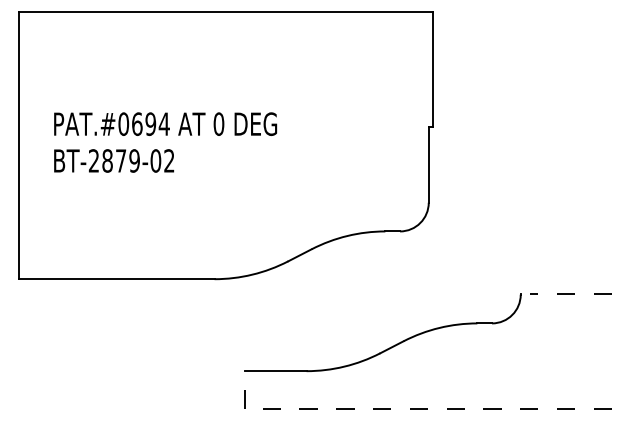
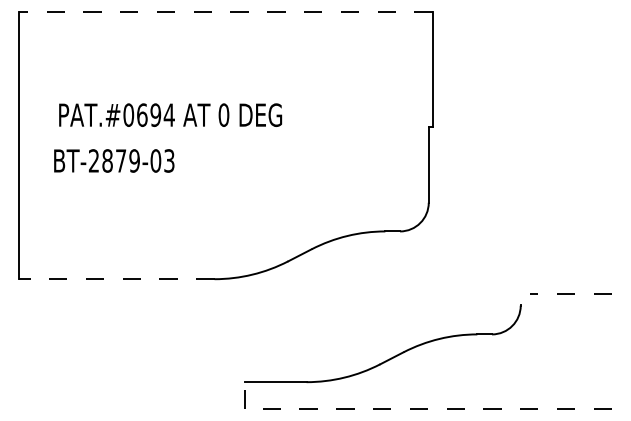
line: solid -> dashed (225, 12)
text position: (165, 123) -> (170, 114) (170, 114)
text: BT-2879-02 -> BT-2879-03 (169, 160)
line: solid -> dashed (116, 279)
part position: (389, 347) -> (389, 358) (389, 358)
